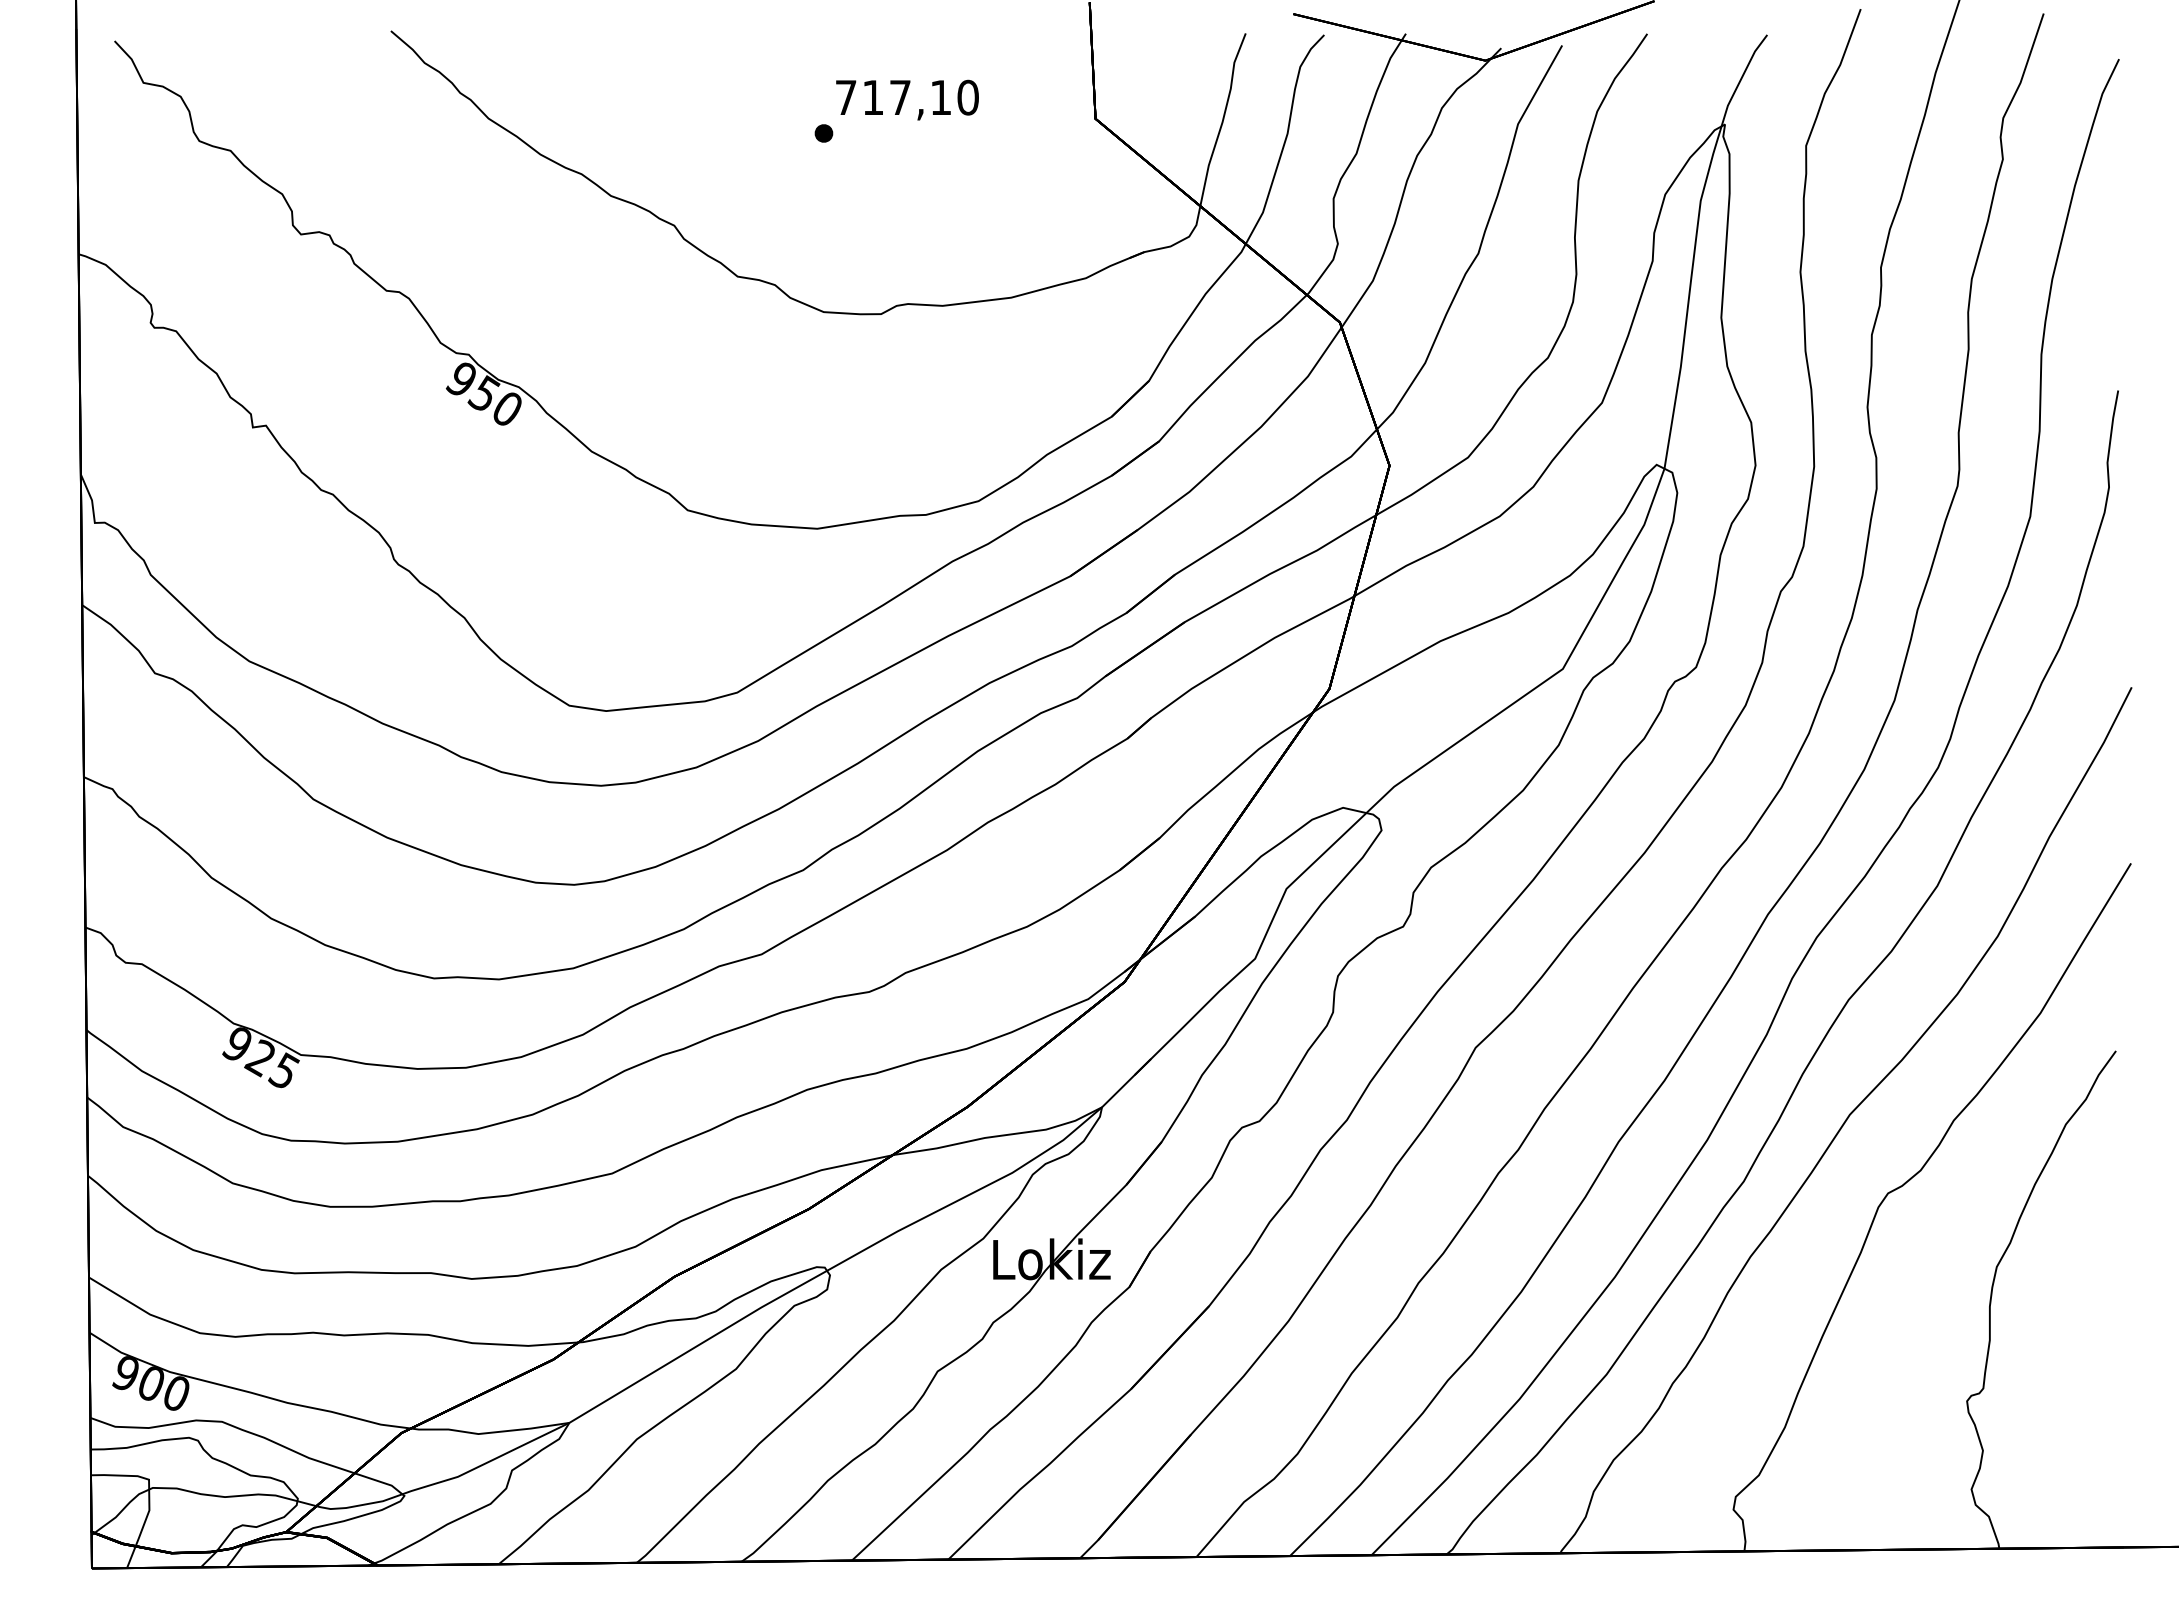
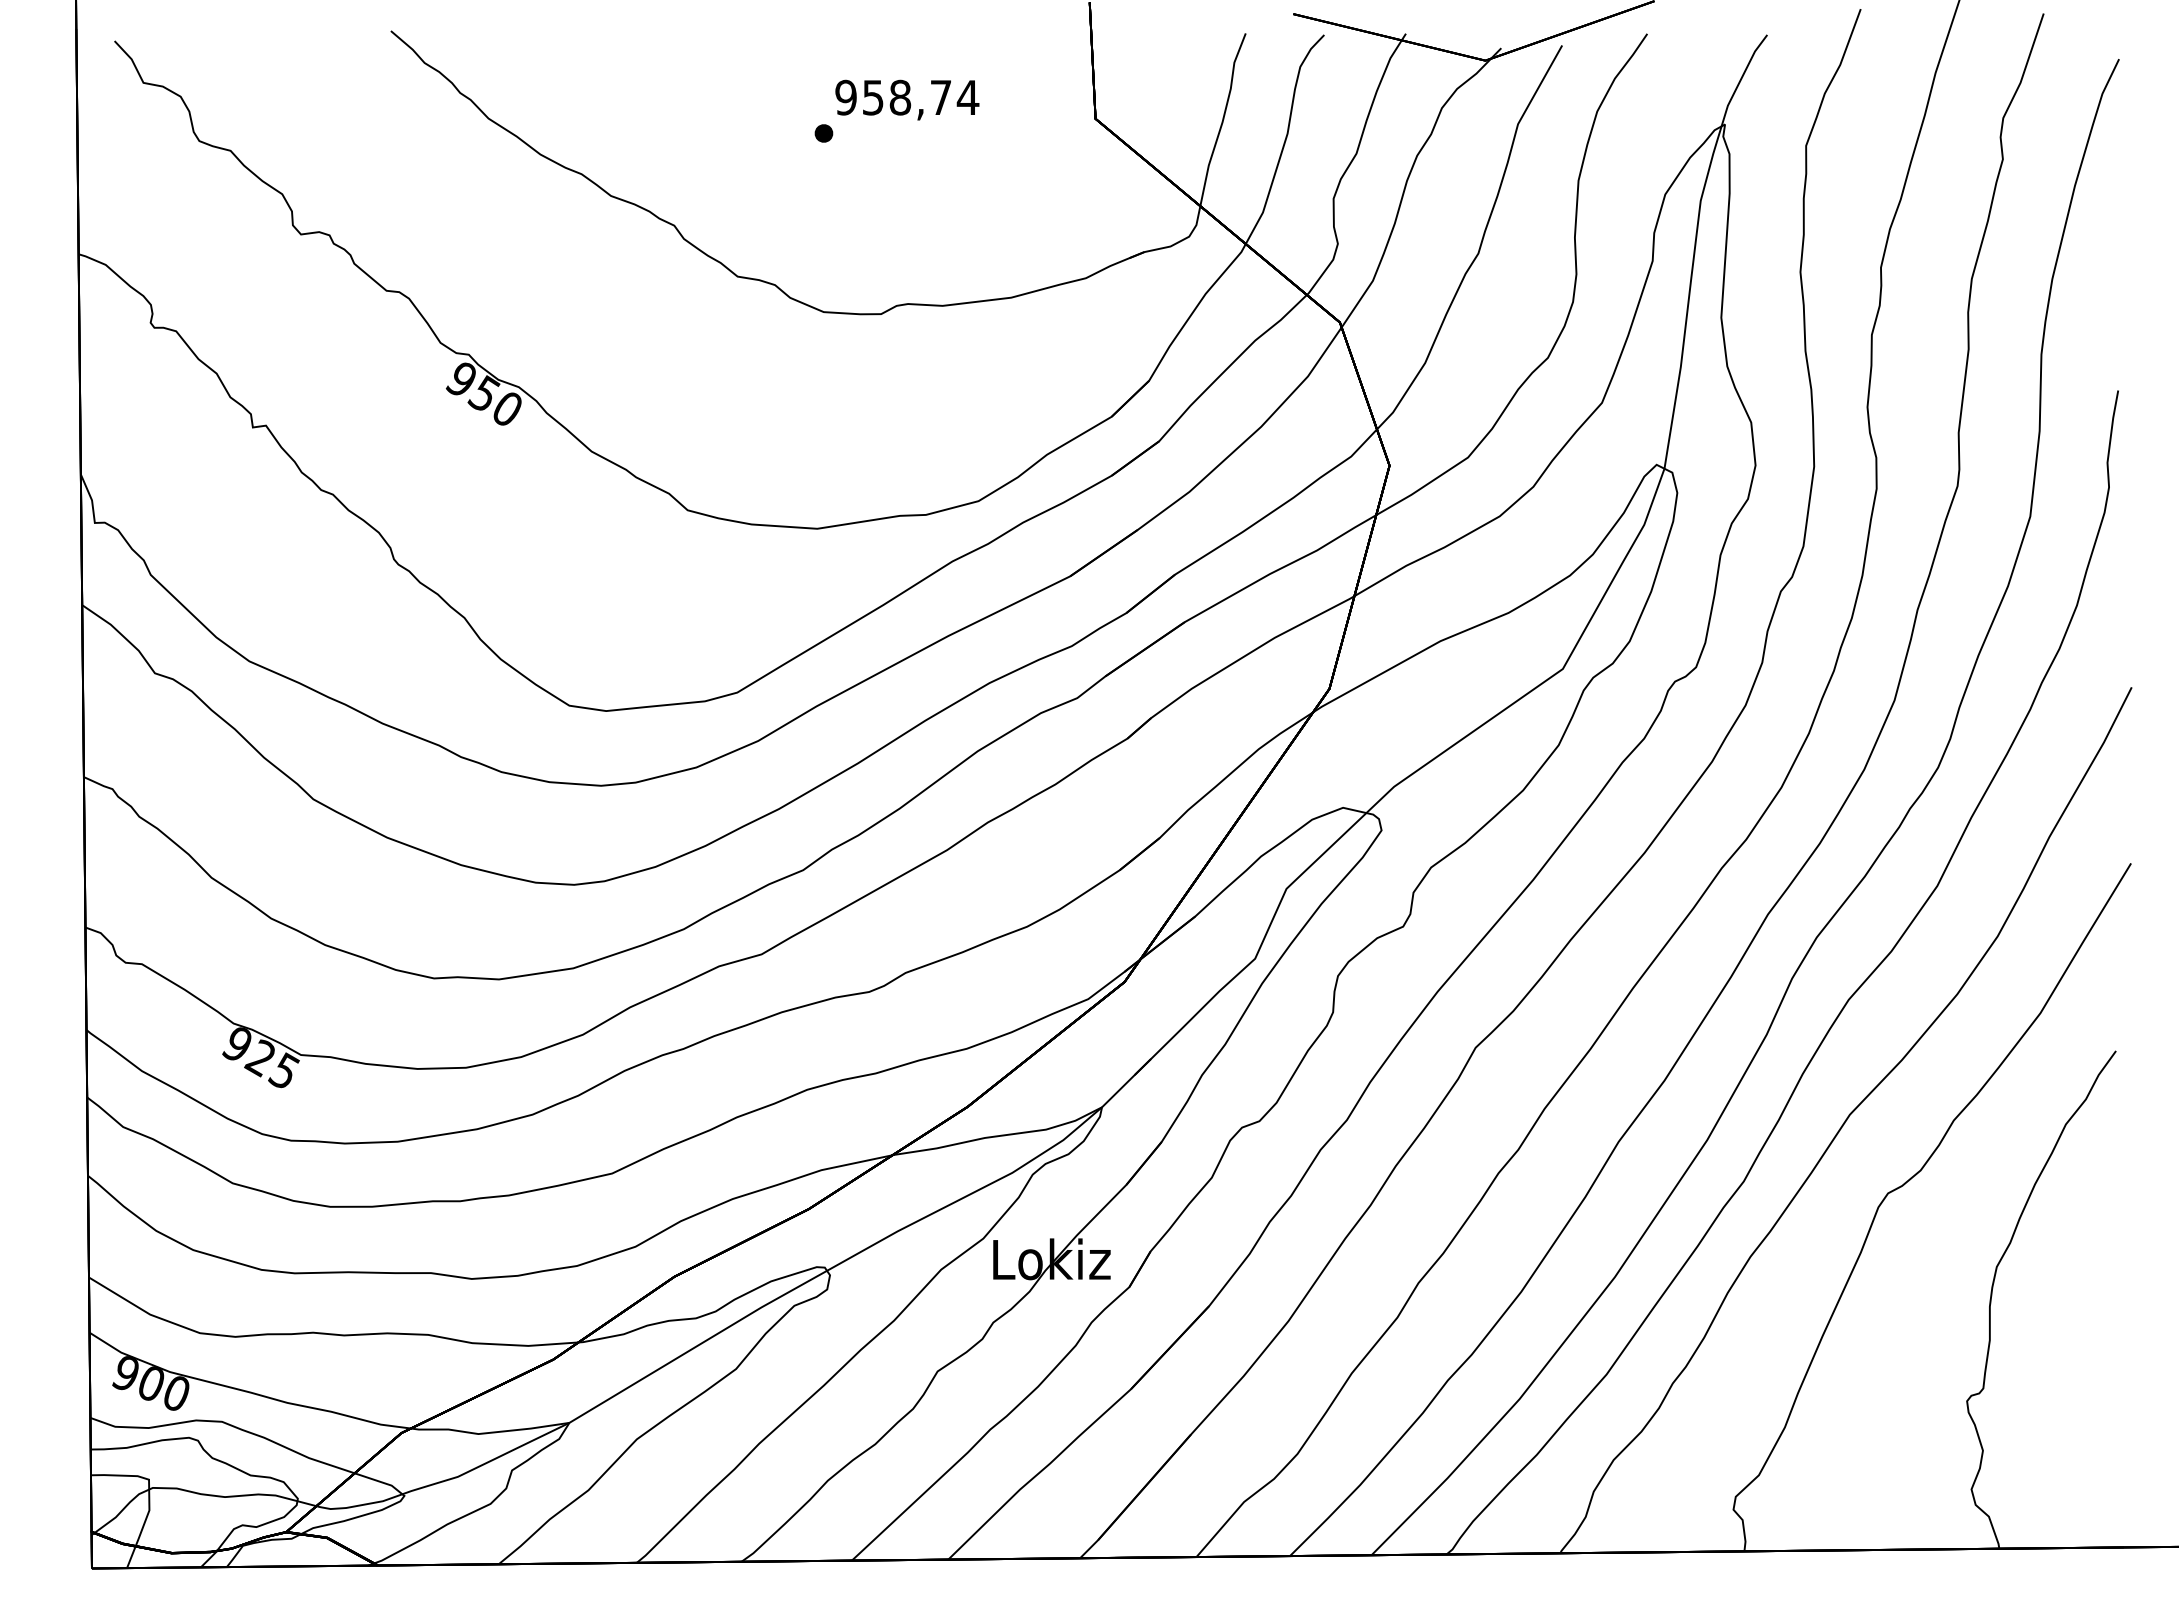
text: 717,10 -> 958,74 (907, 97)
